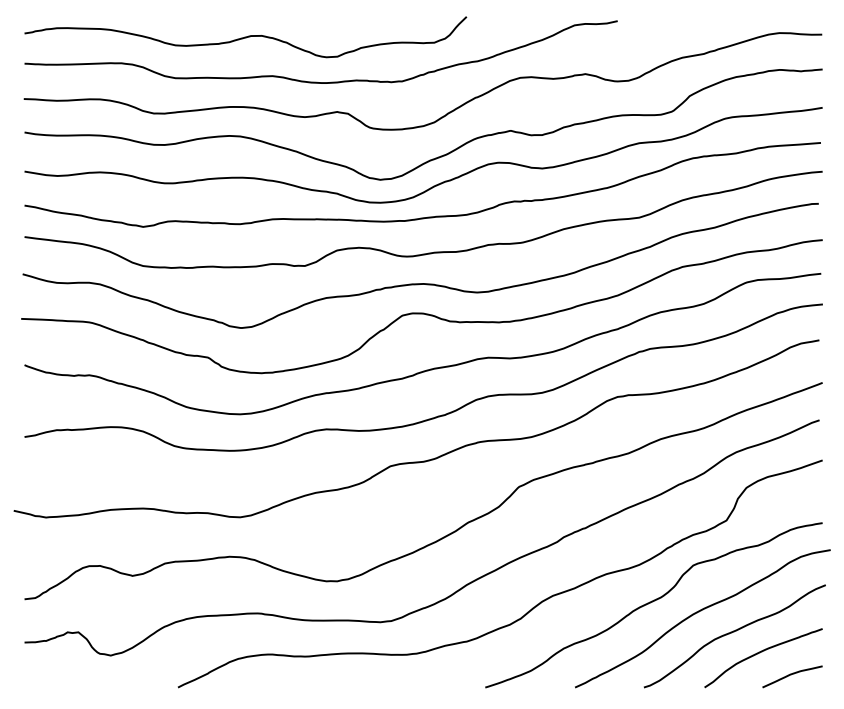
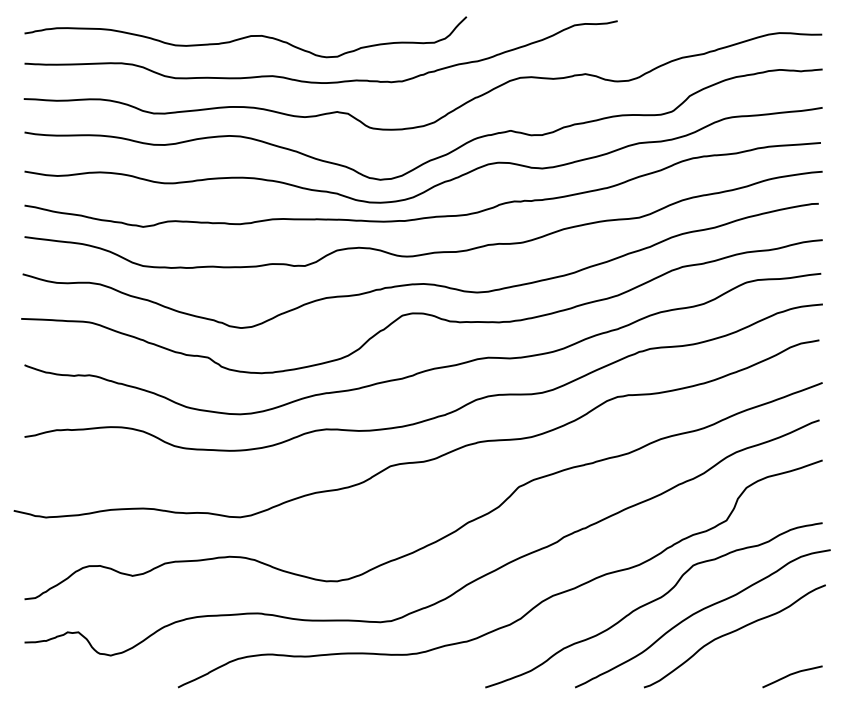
curve: present -> none (760, 653)
